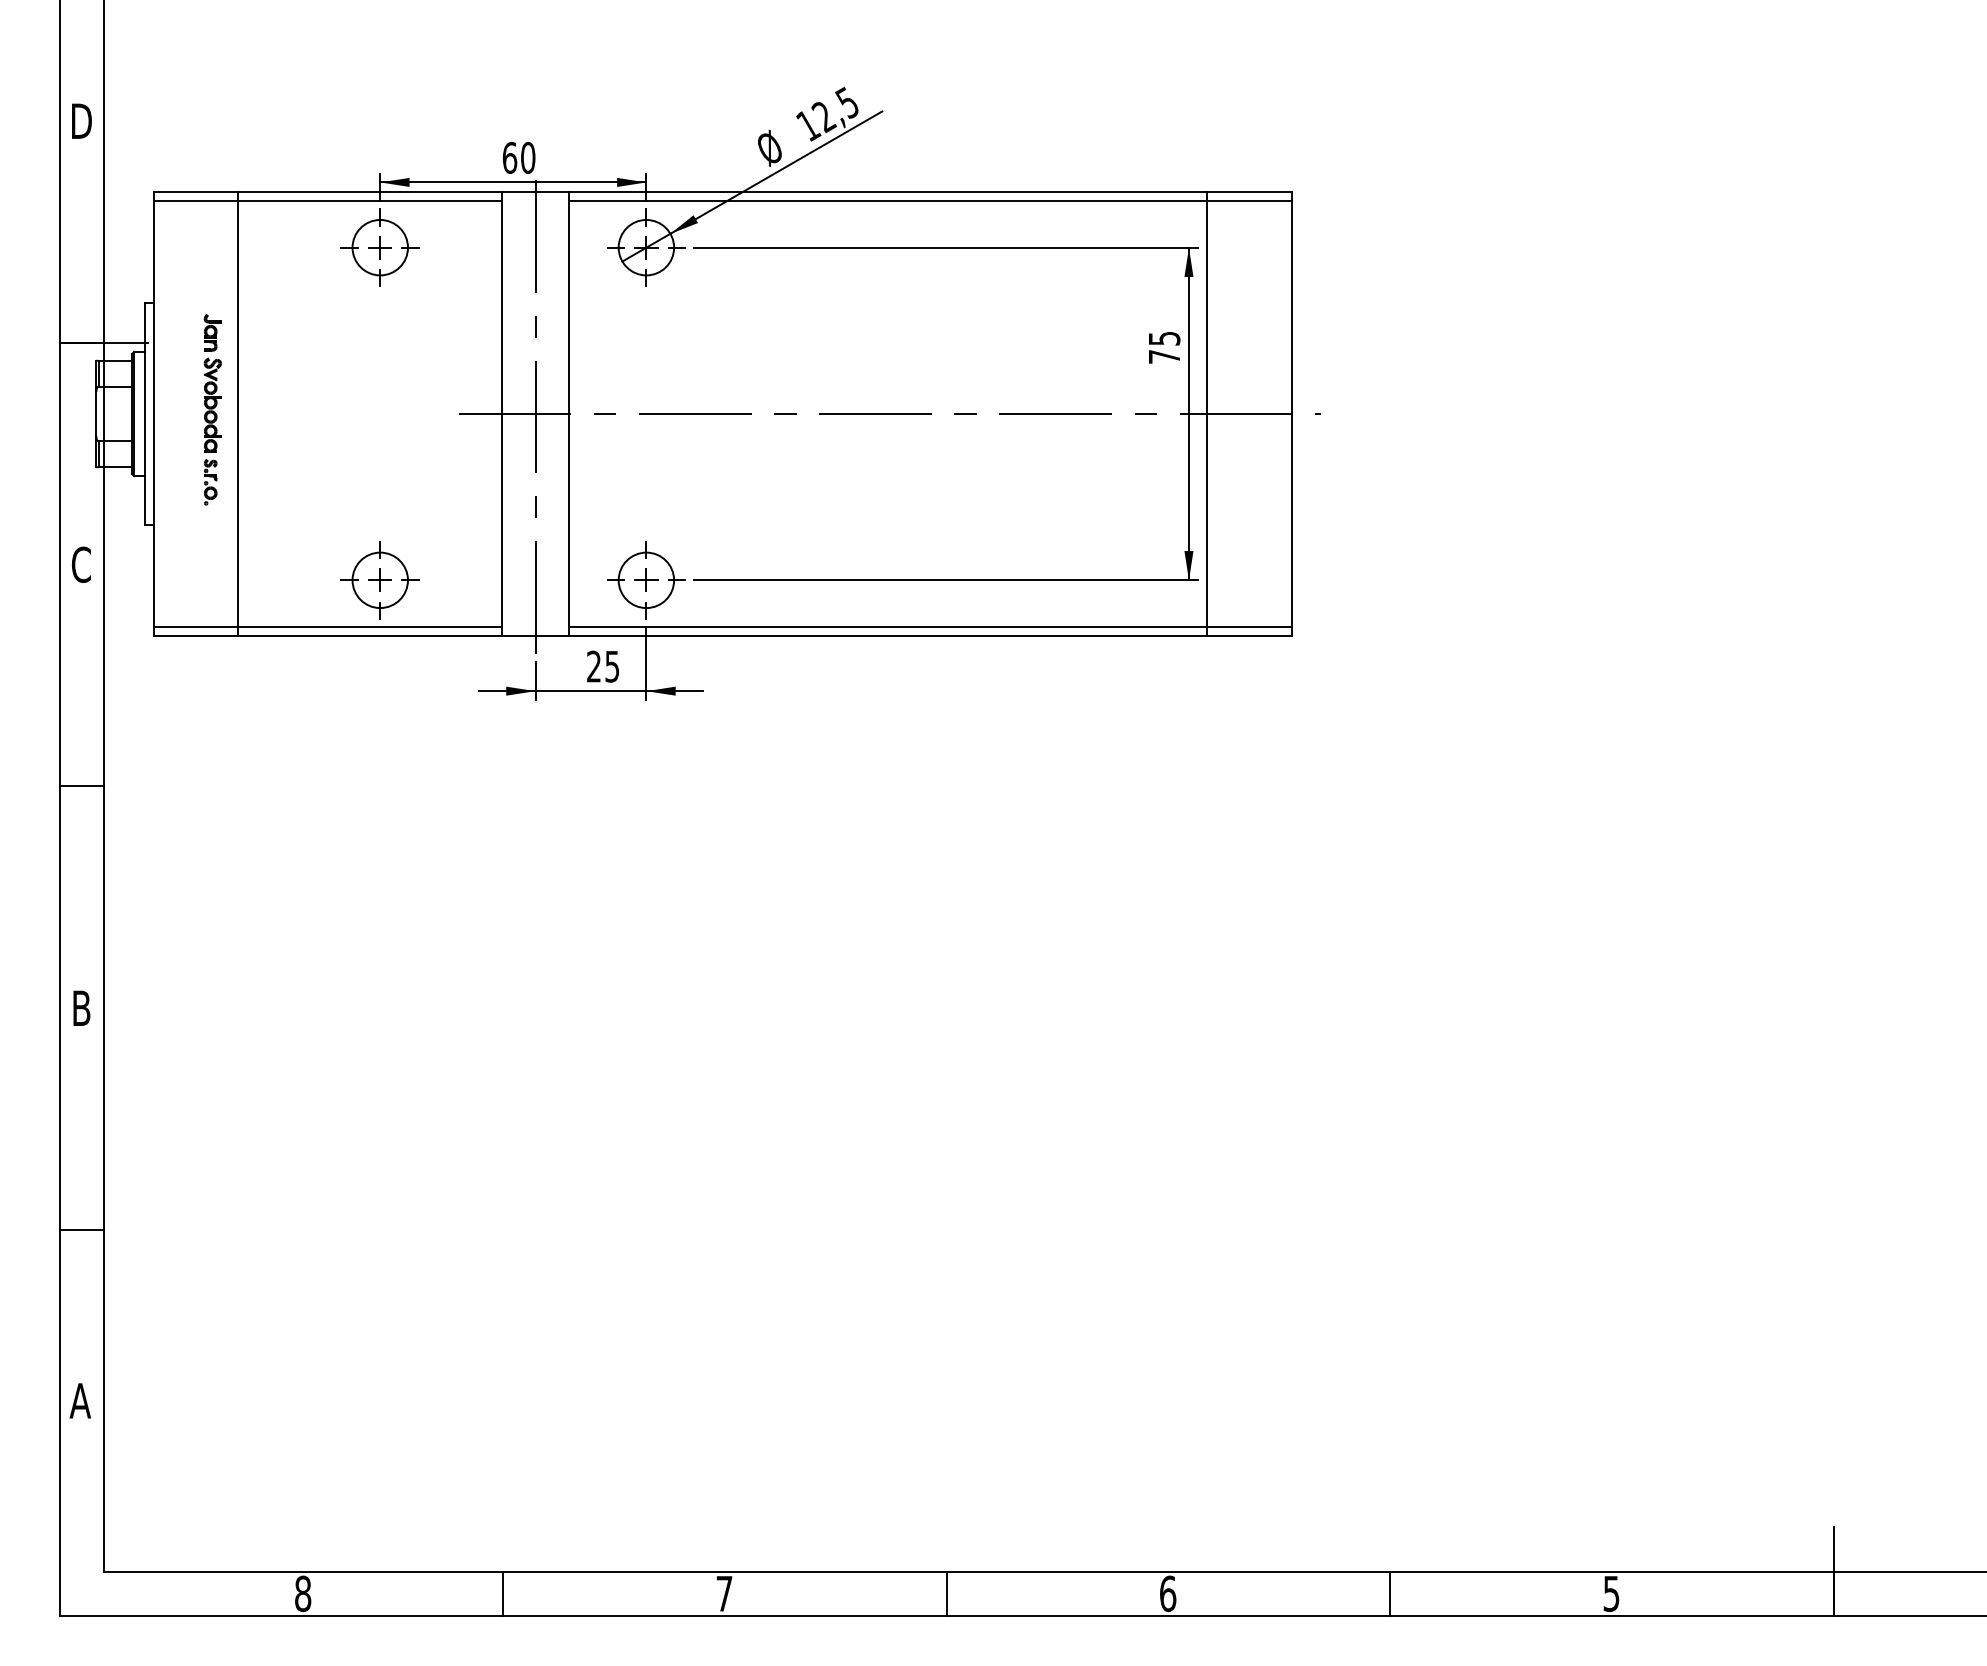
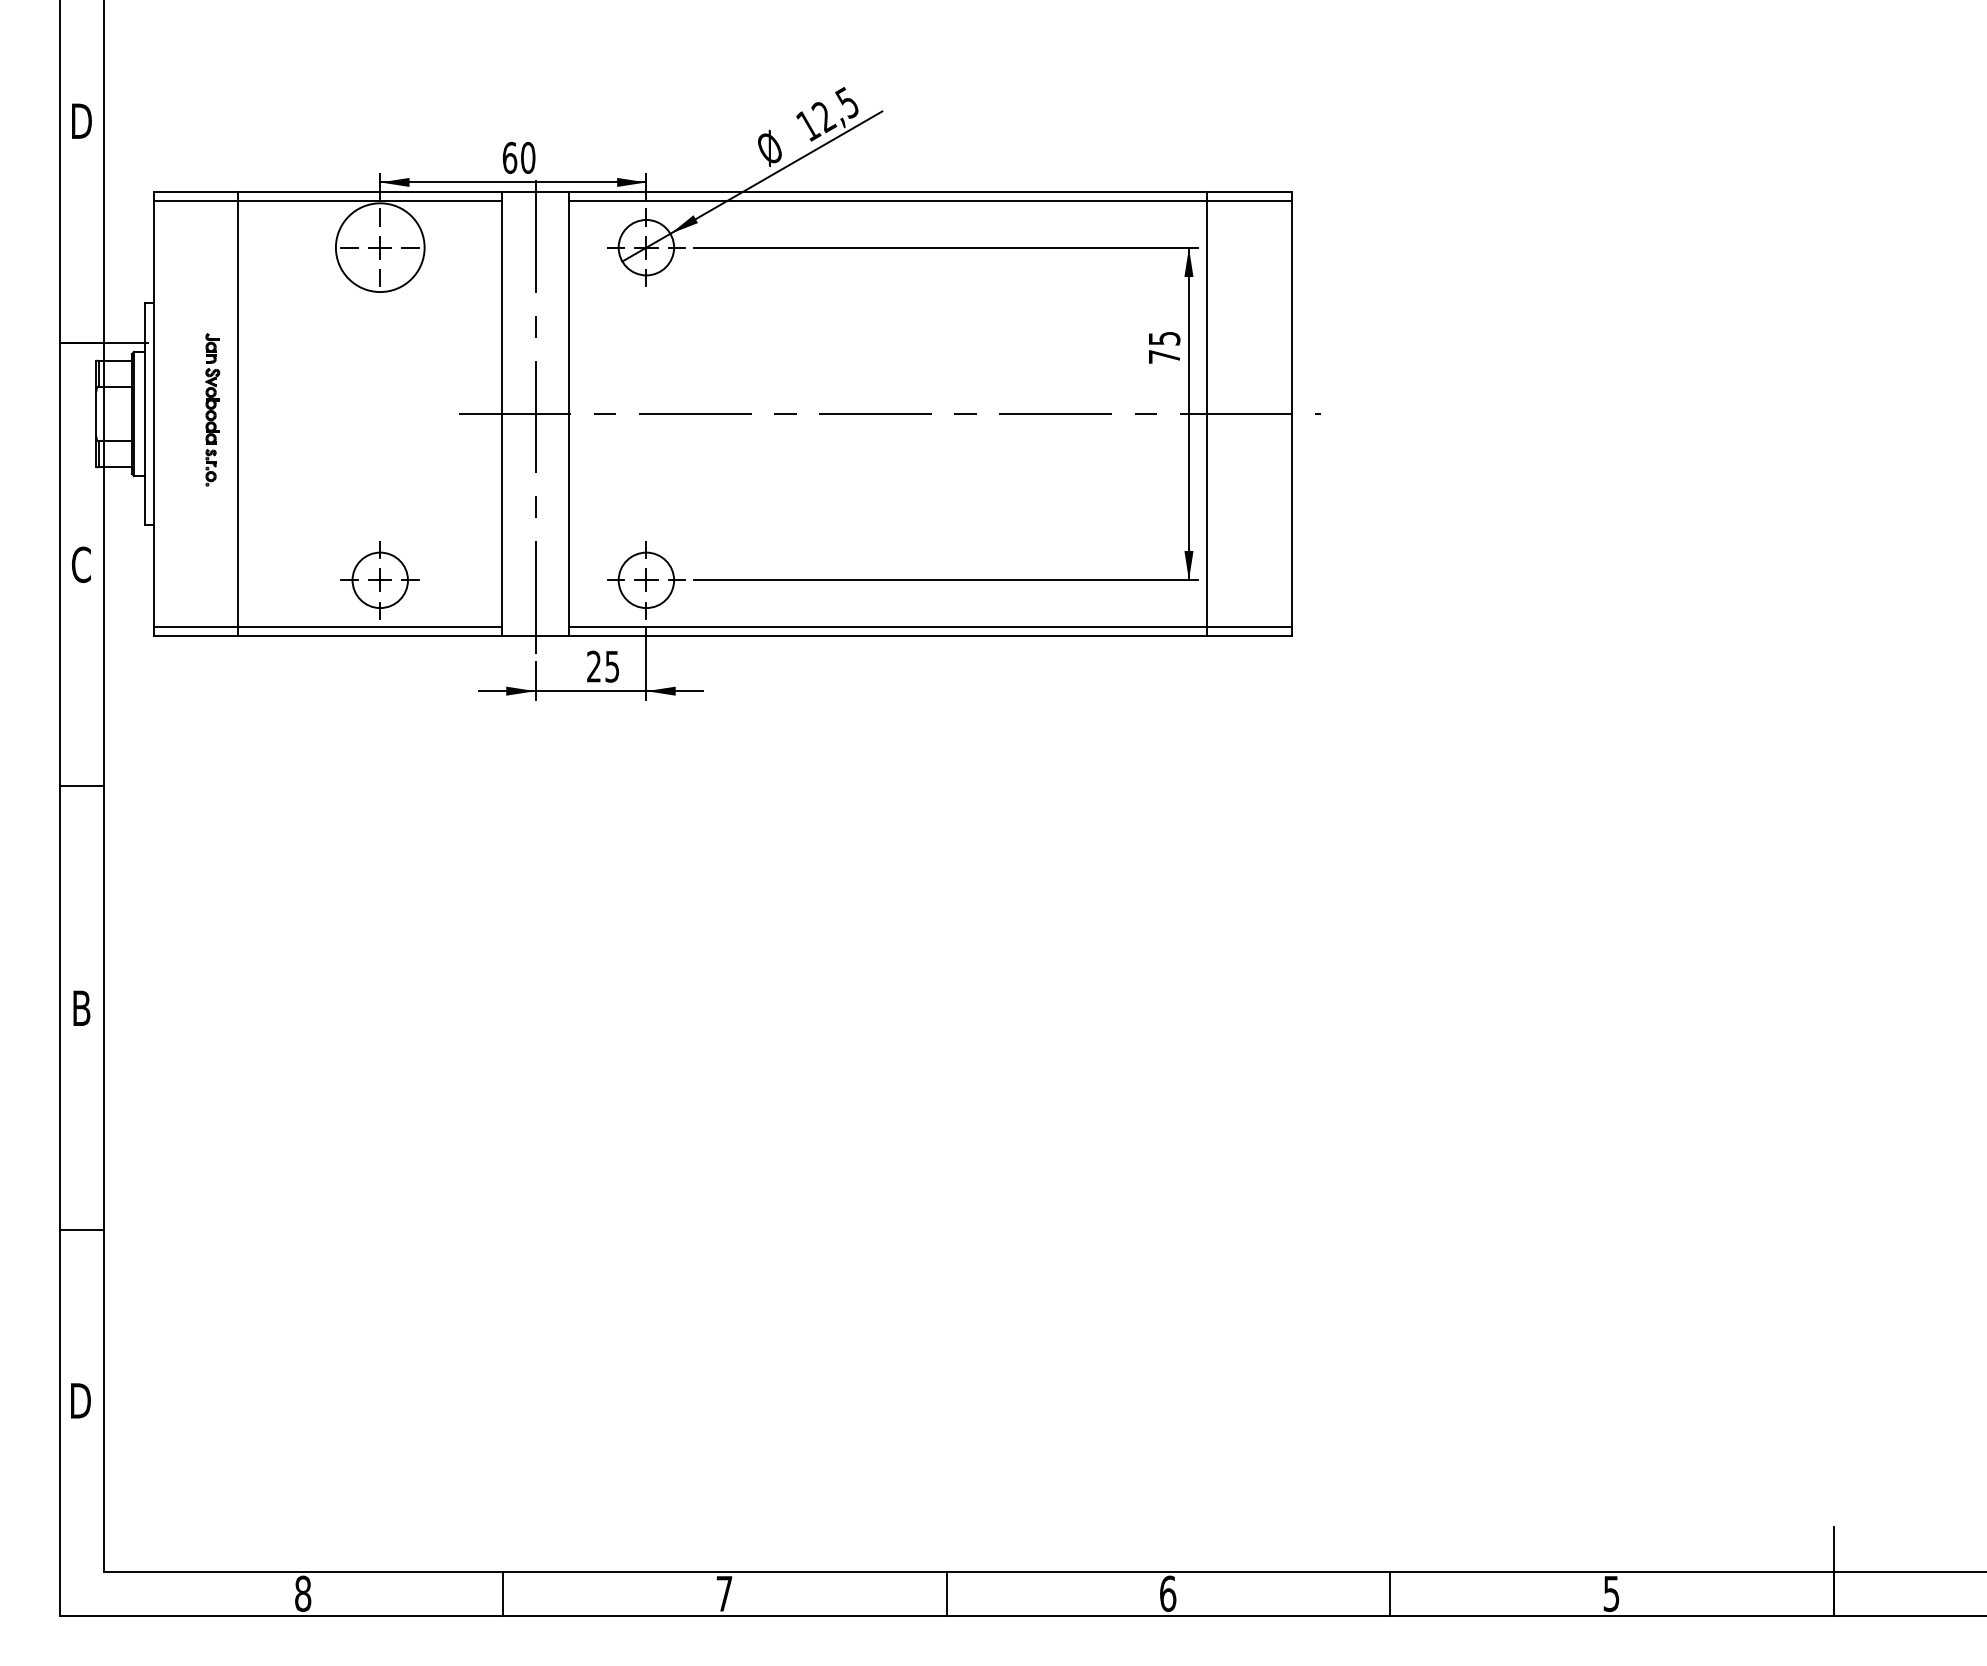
circle diameter: 55 px -> 89 px (379, 247)
part size: 19x192 px -> 16x154 px (212, 409)
text: A -> D (80, 1400)
